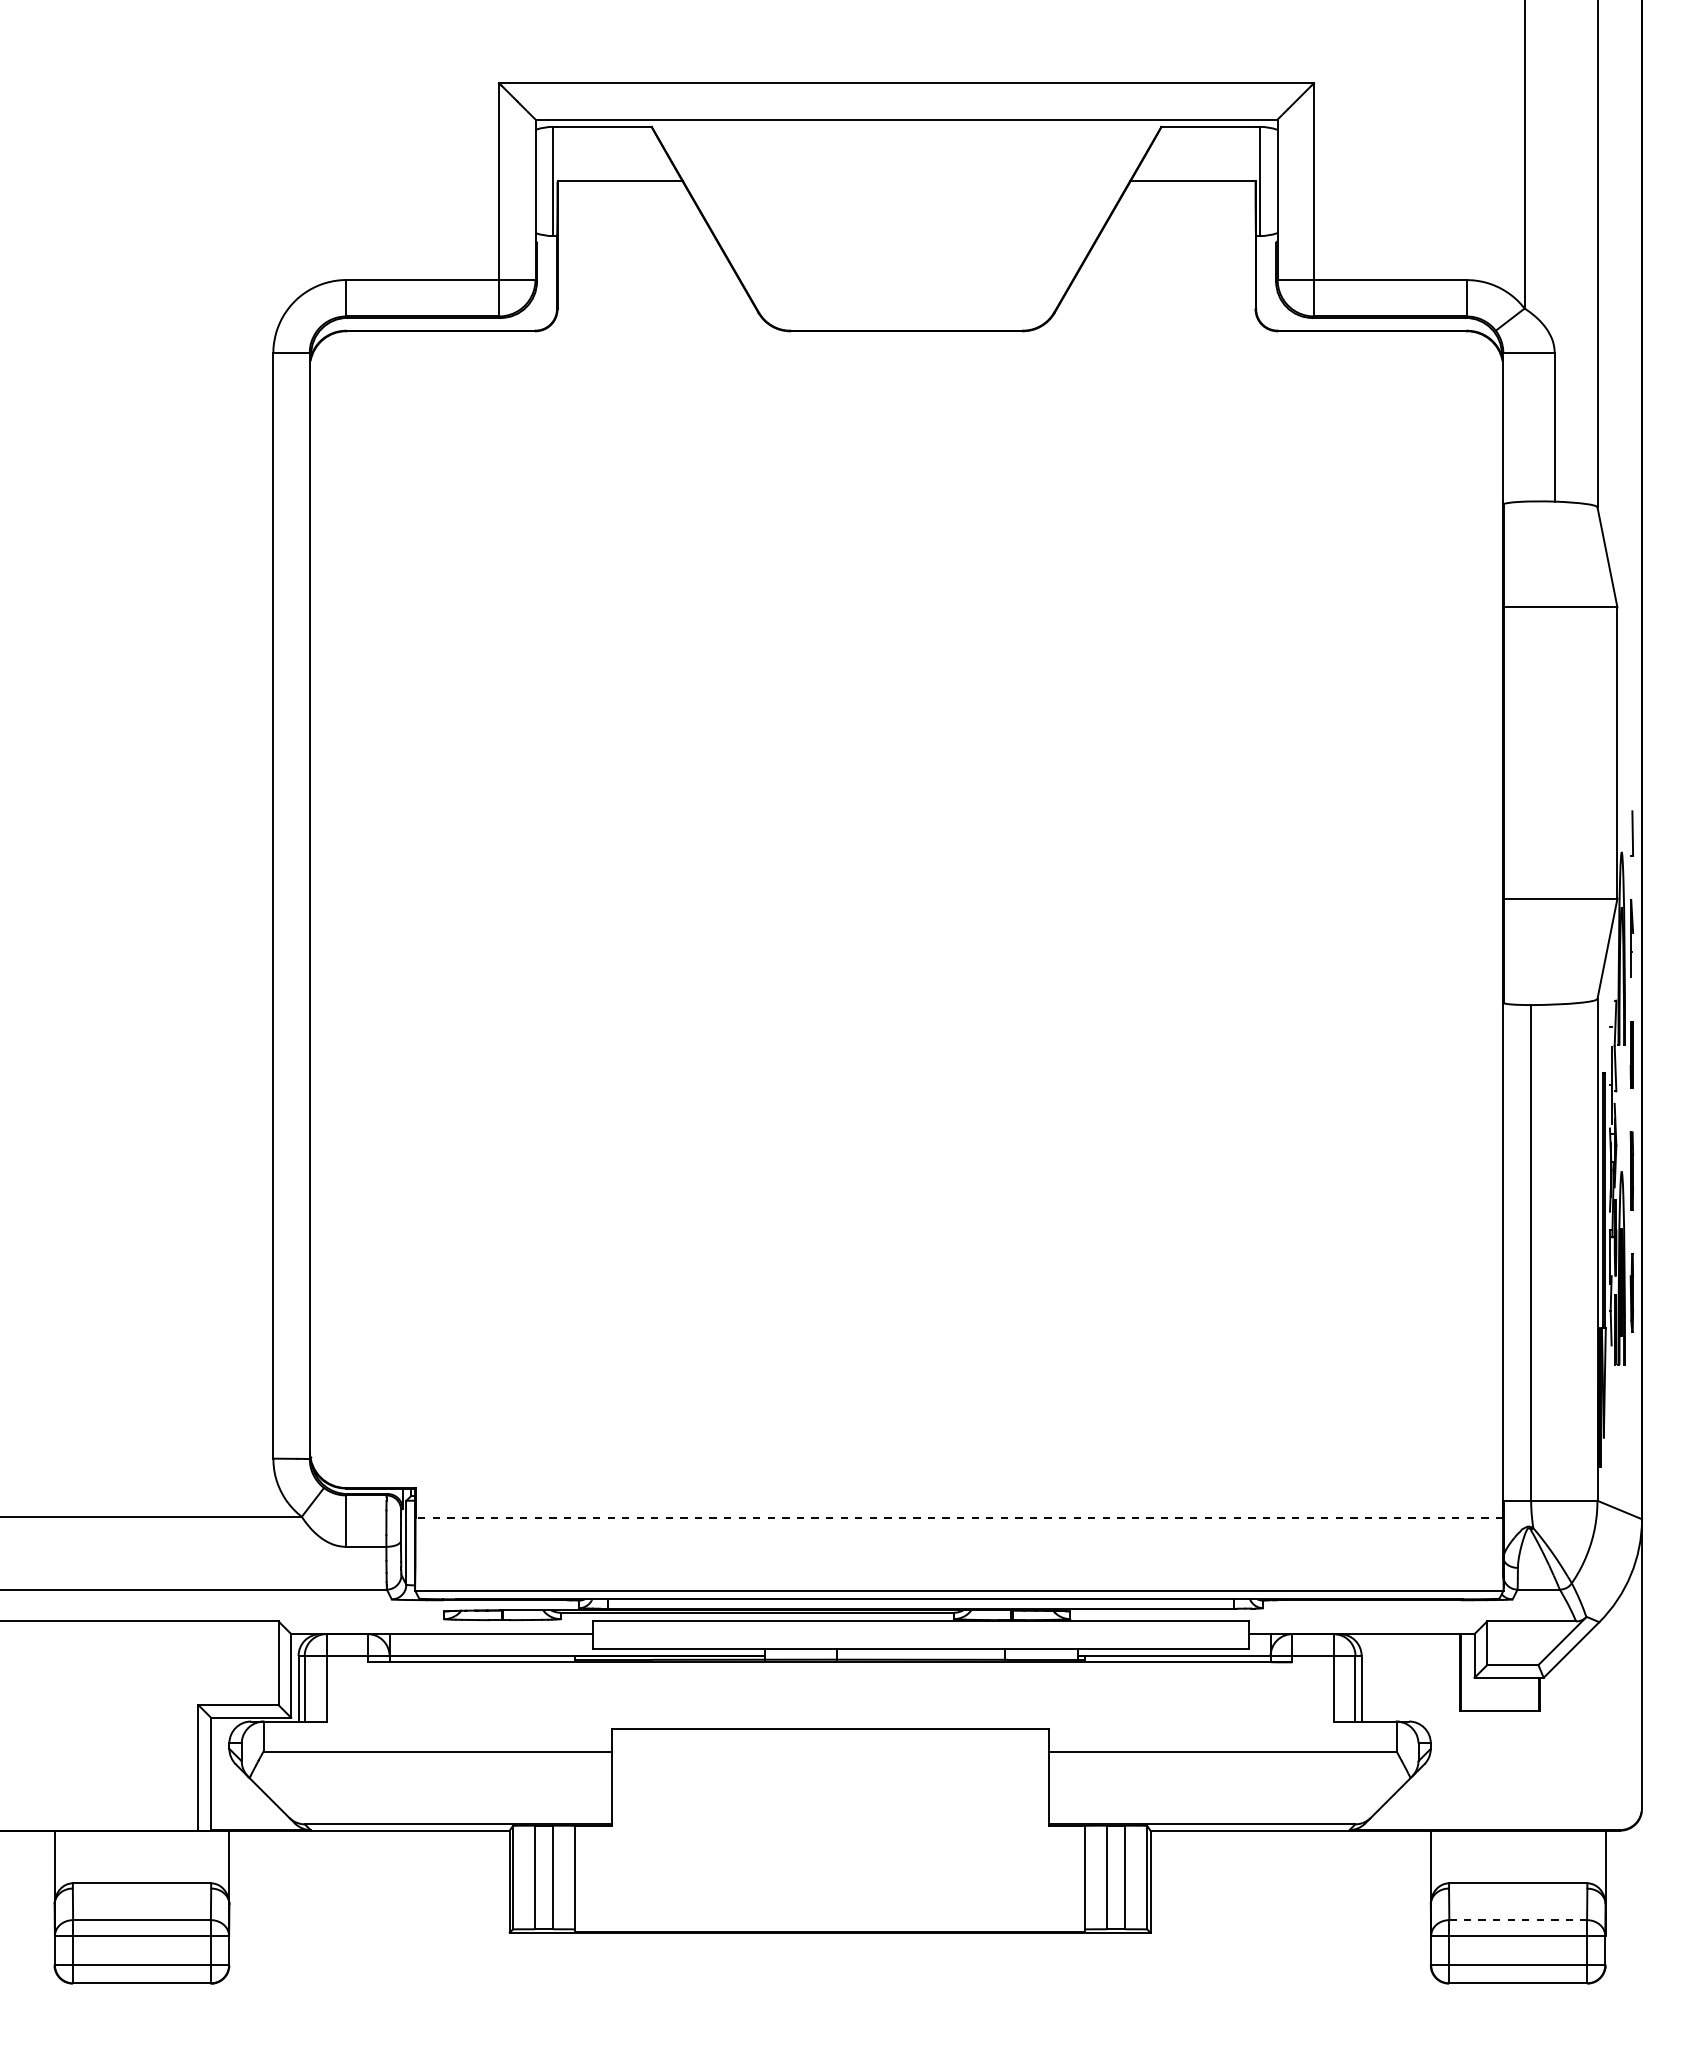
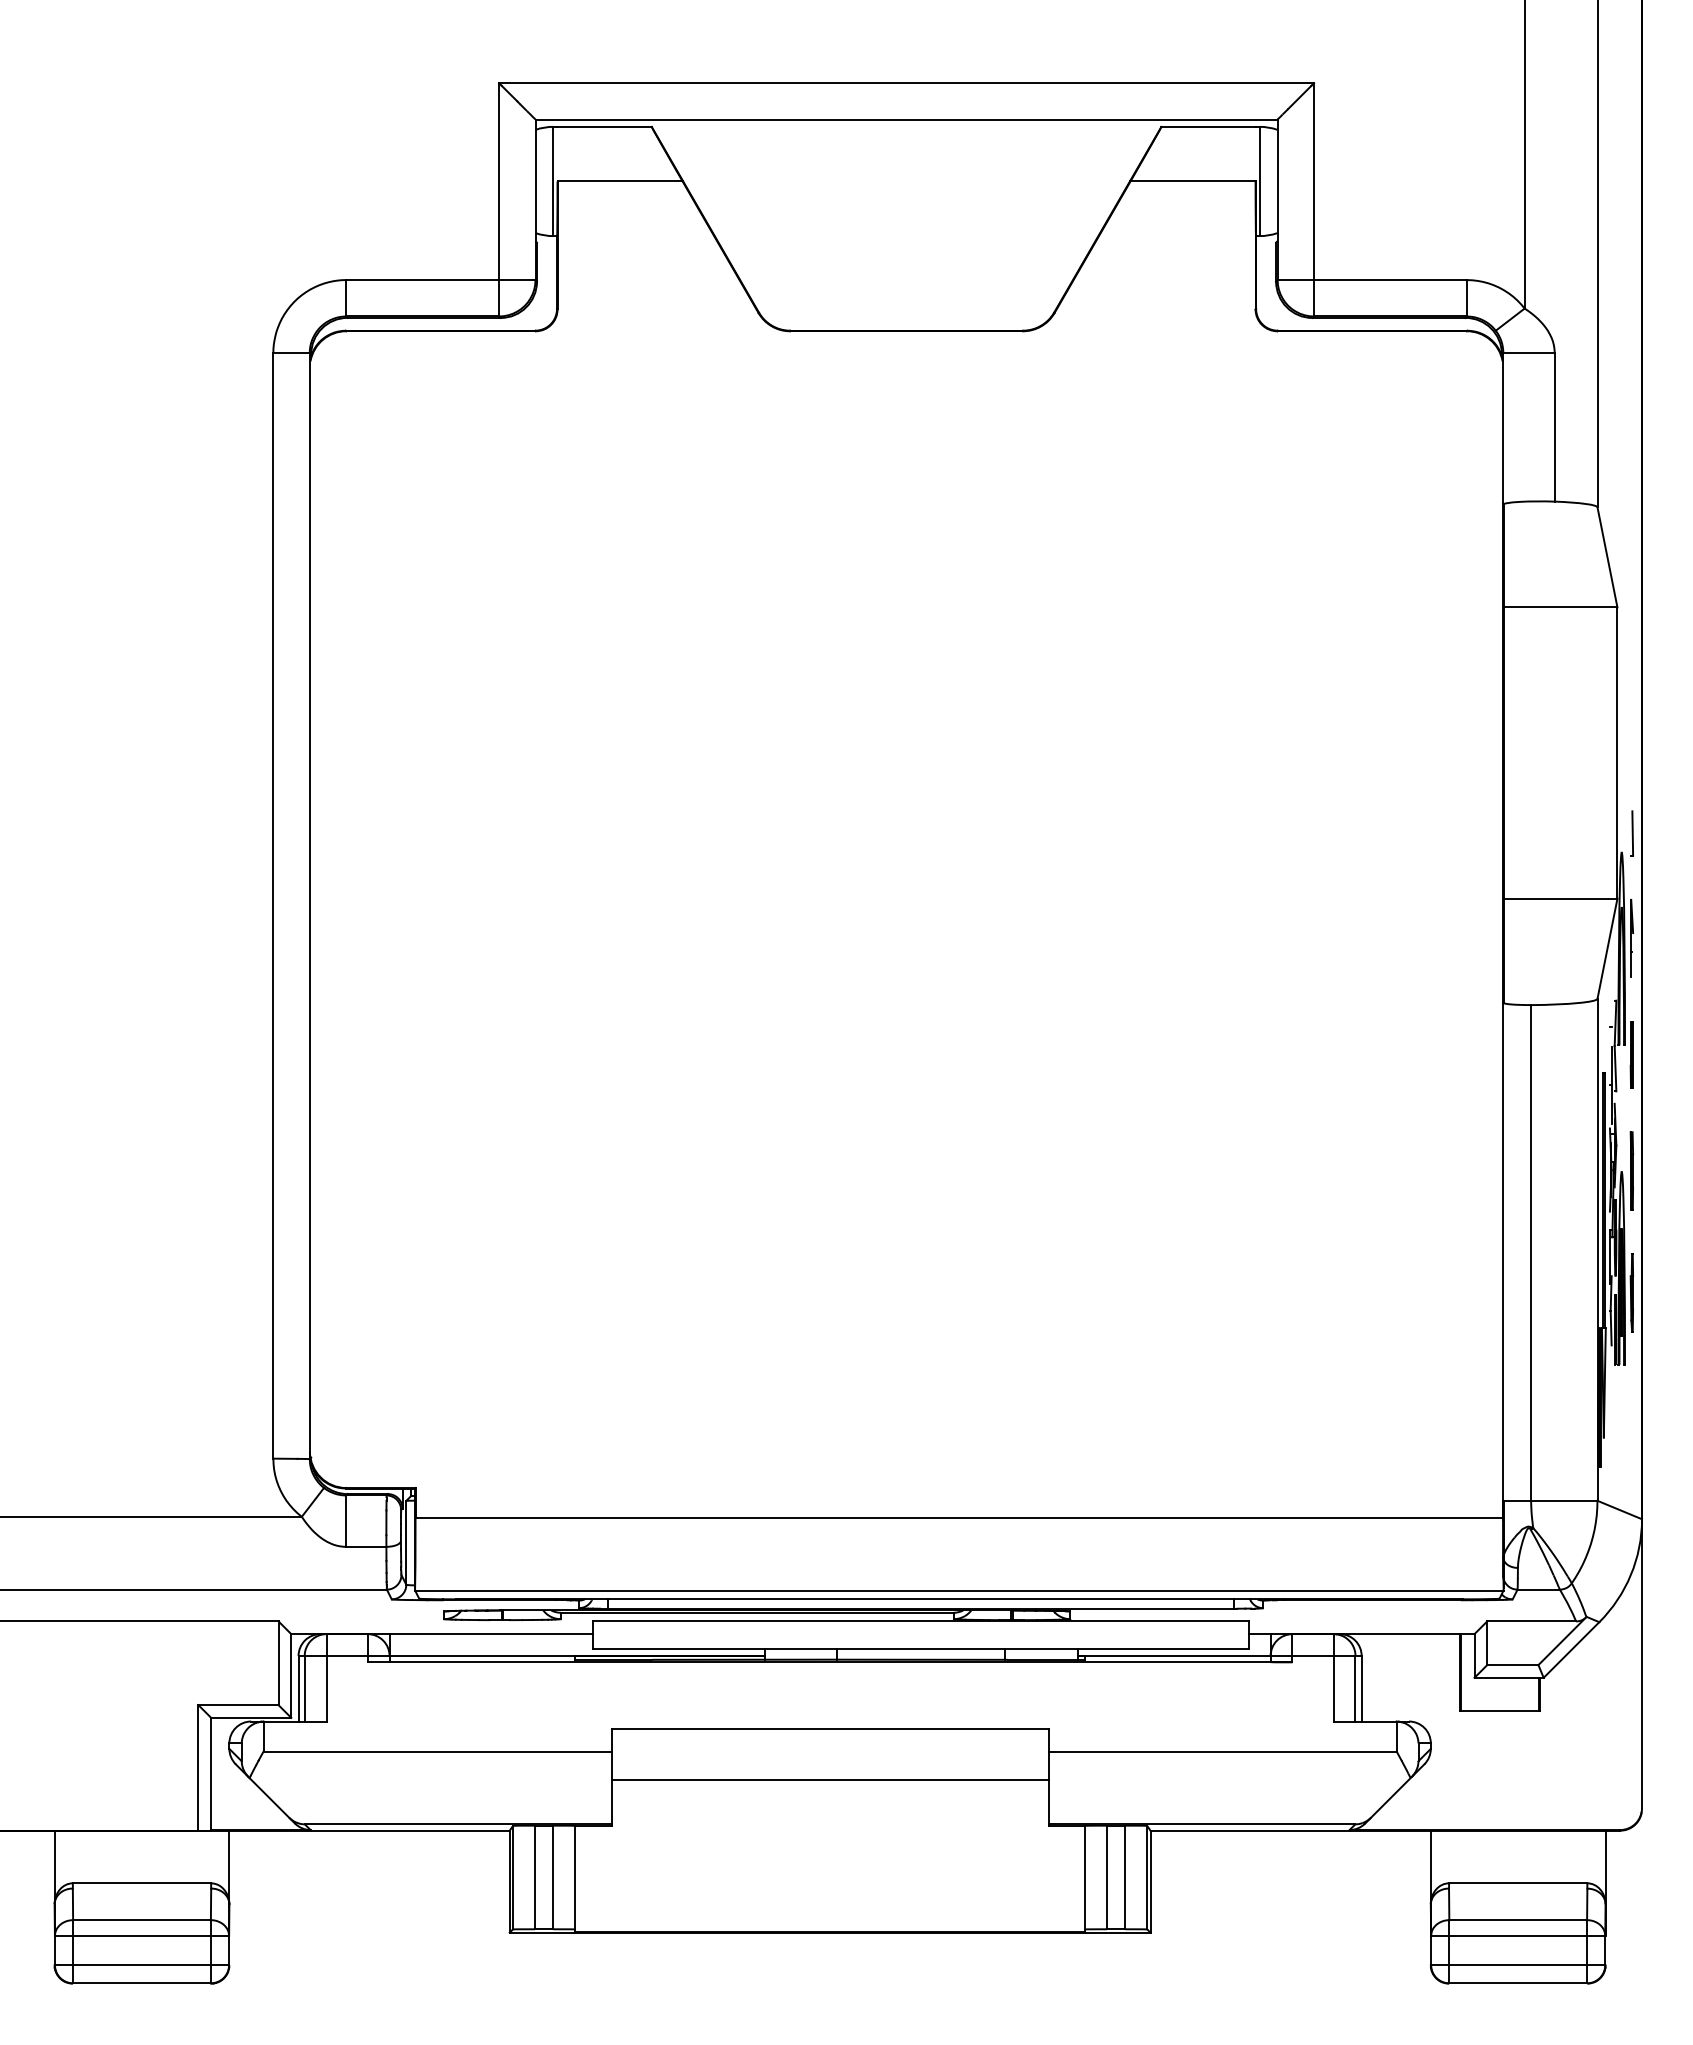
line: dashed -> solid (959, 1517)
line: none -> present (829, 1779)
line: dashed -> solid (1518, 1920)
